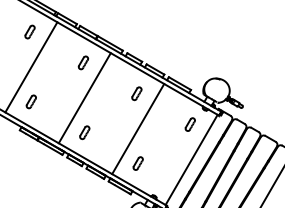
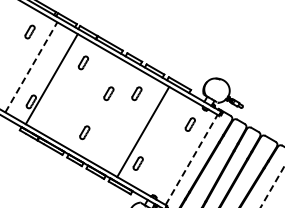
line: solid -> dashed (31, 66)
part: none -> present (108, 93)
line position: (84, 98) -> (51, 79) (51, 79)
line position: (138, 129) -> (143, 132) (143, 132)
line: solid -> dashed (191, 159)
line: solid -> dashed (272, 186)
